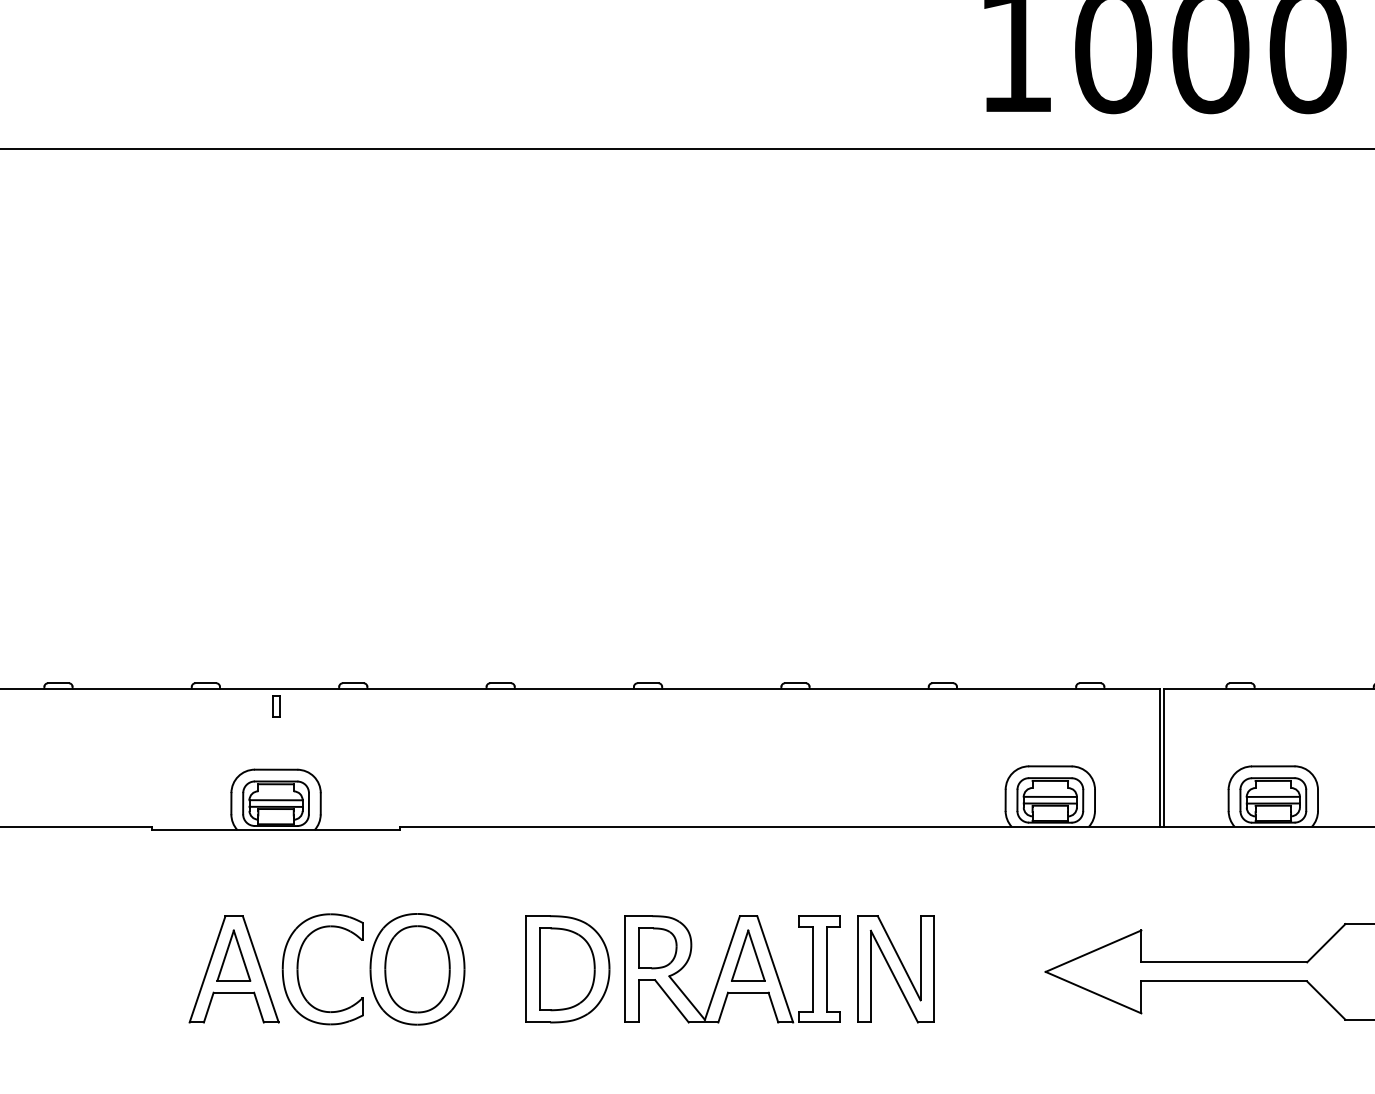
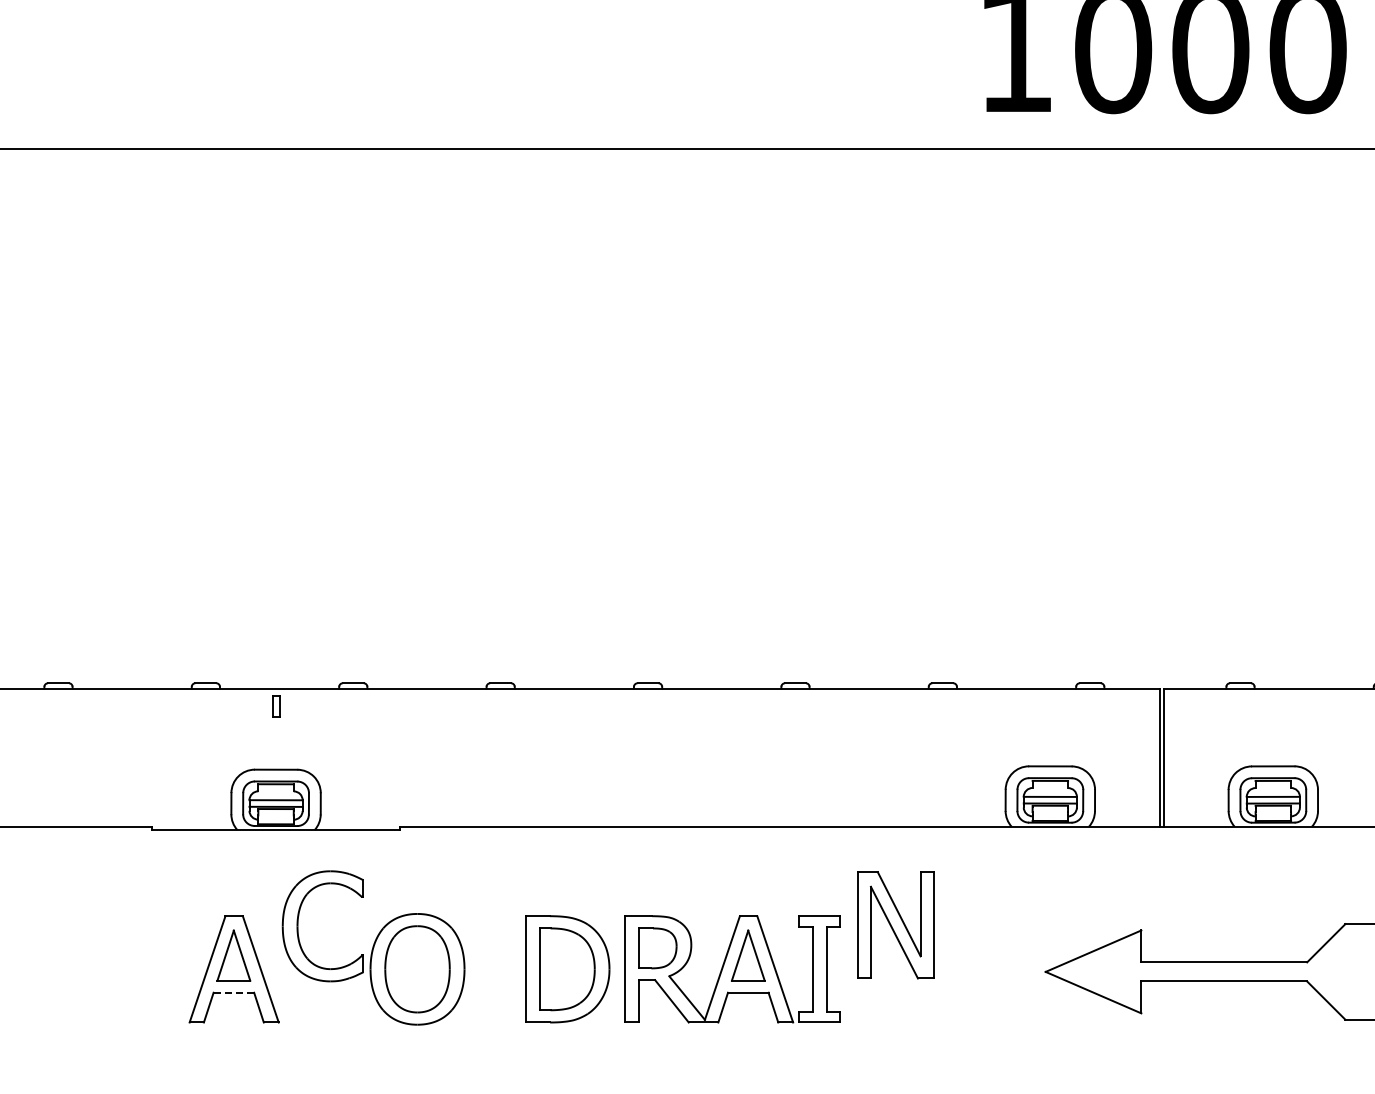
part position: (298, 969) -> (298, 926) (298, 926)
part position: (895, 969) -> (895, 925) (895, 925)
line: solid -> dashed (233, 992)
